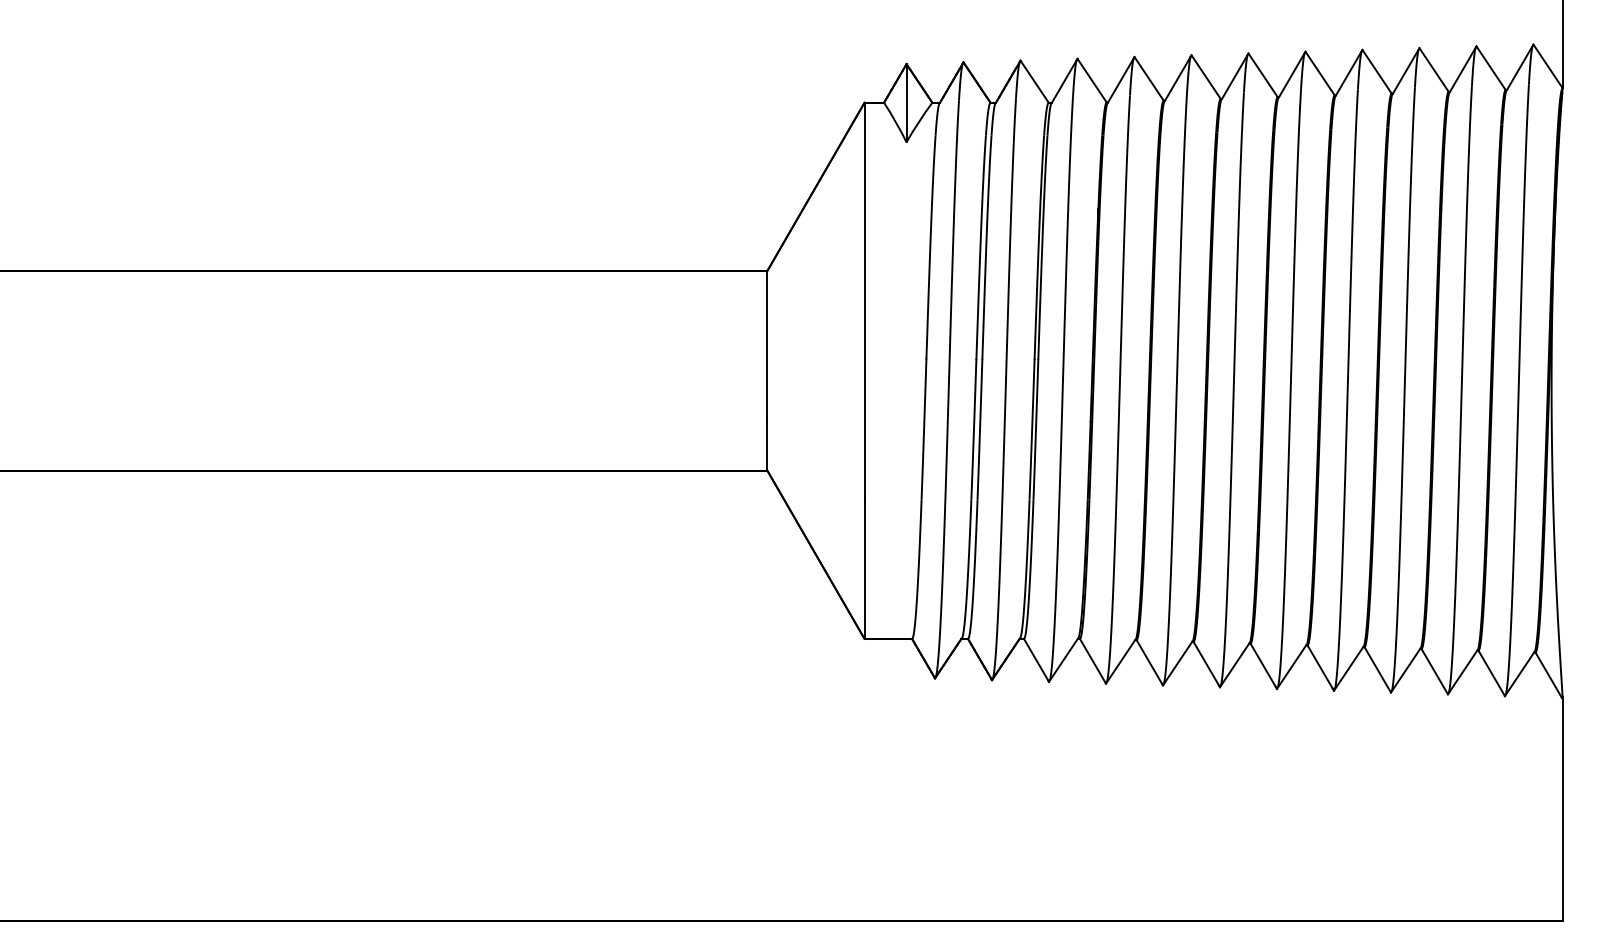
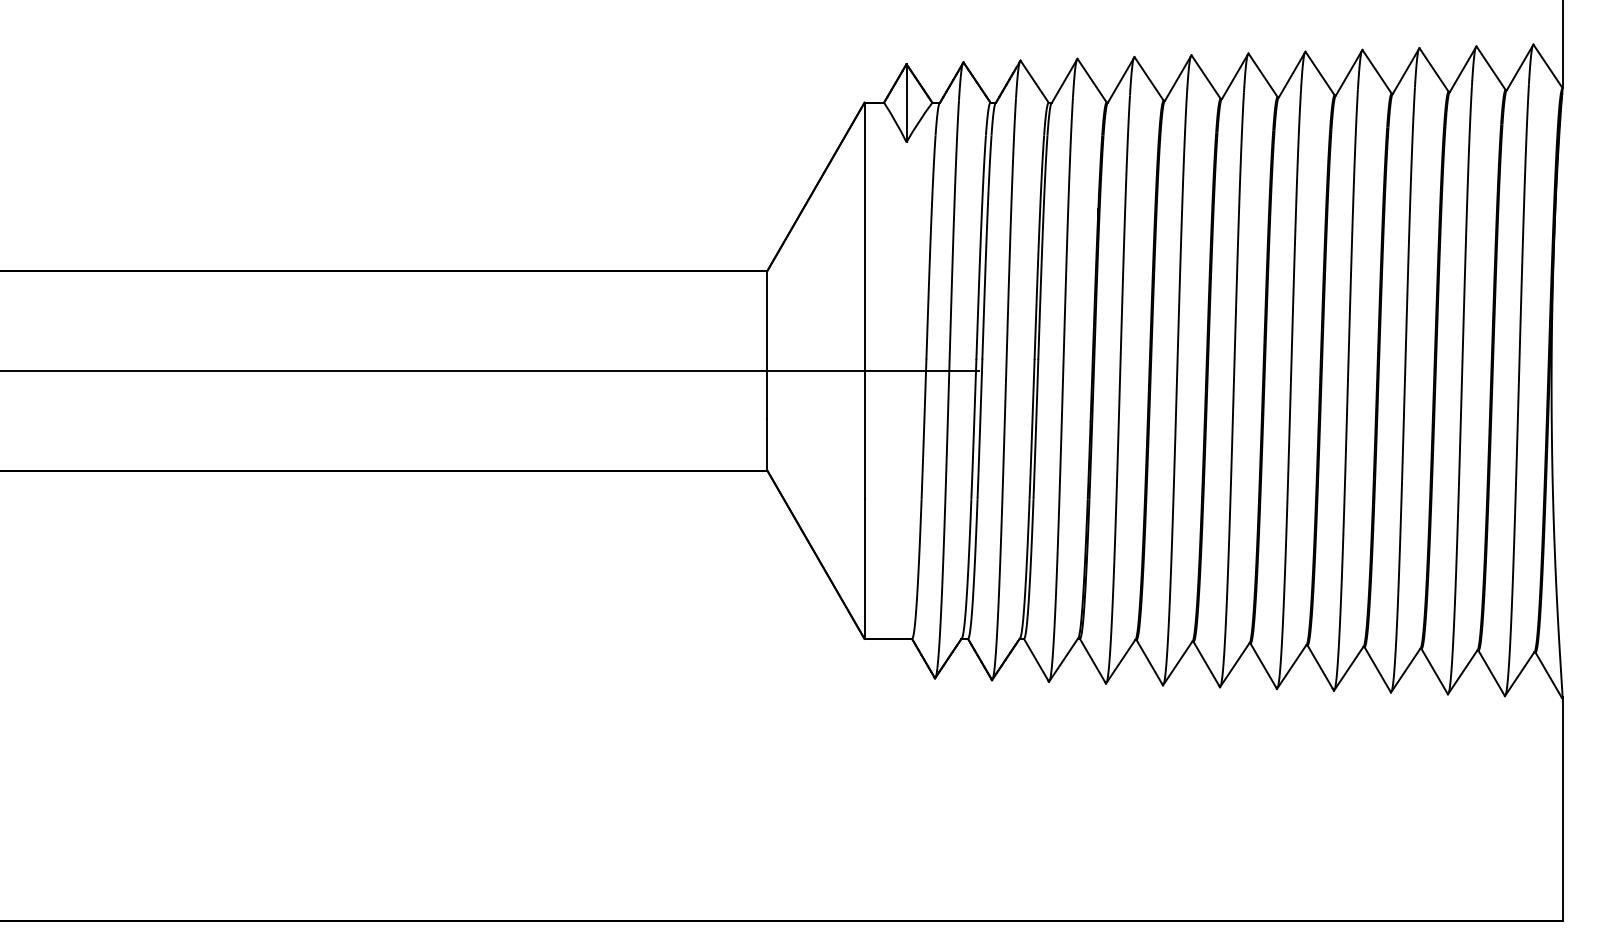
line: none -> present (490, 370)
